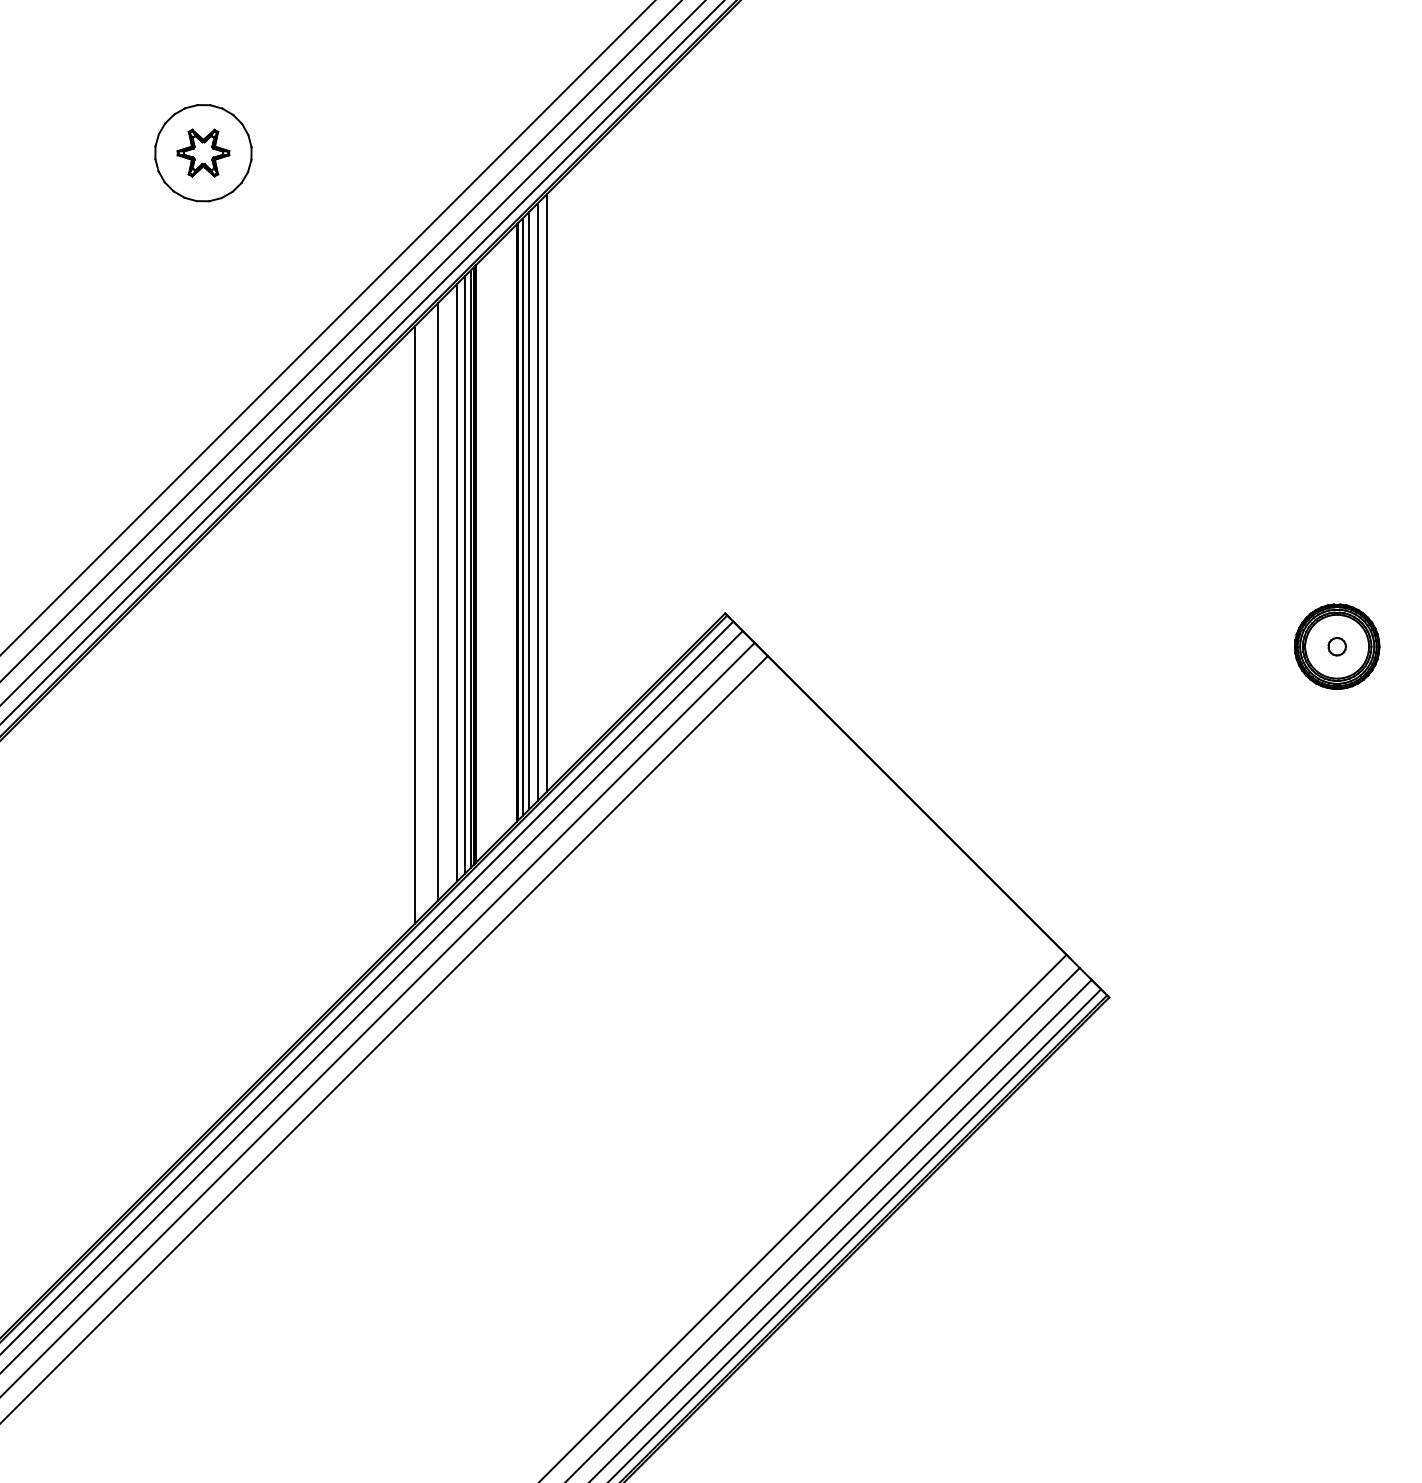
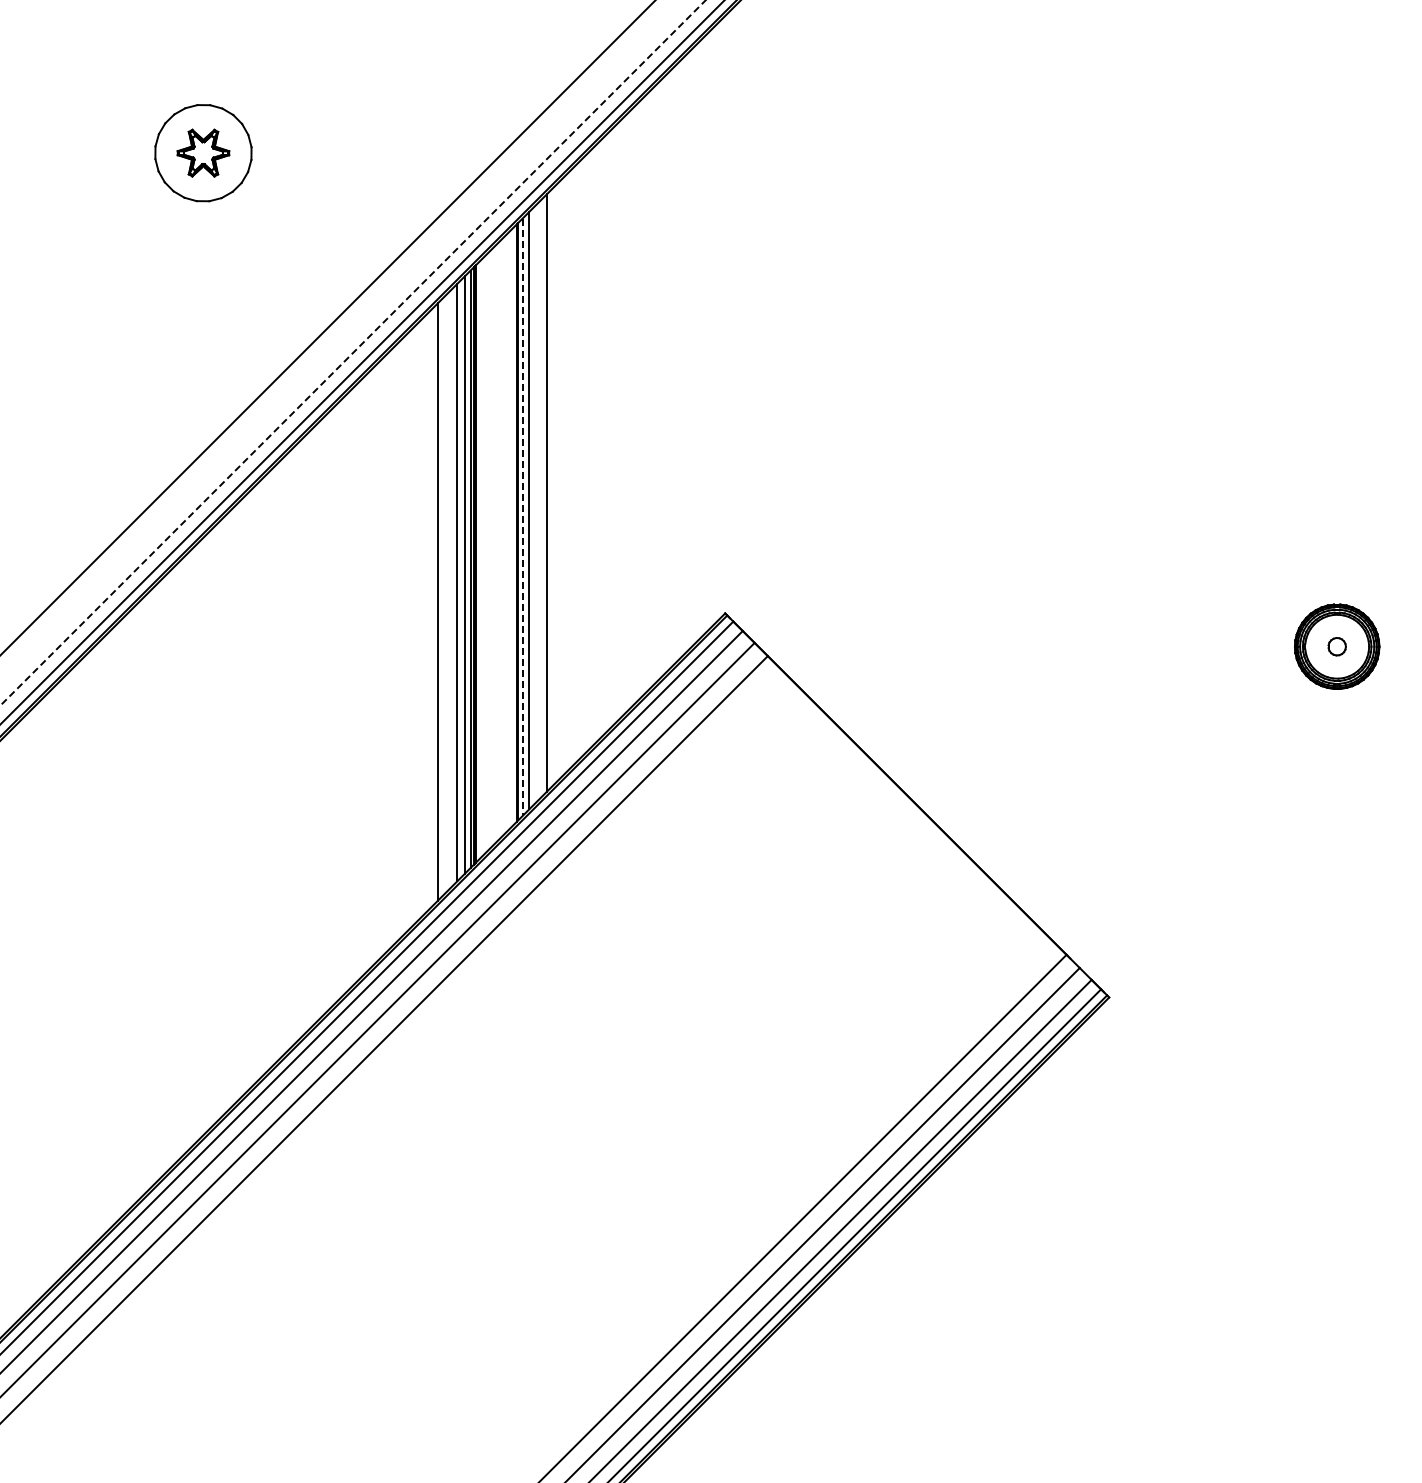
line: present -> none (341, 340)
line: solid -> dashed (352, 353)
line: present -> none (537, 502)
line: solid -> dashed (522, 517)
line: present -> none (414, 624)
